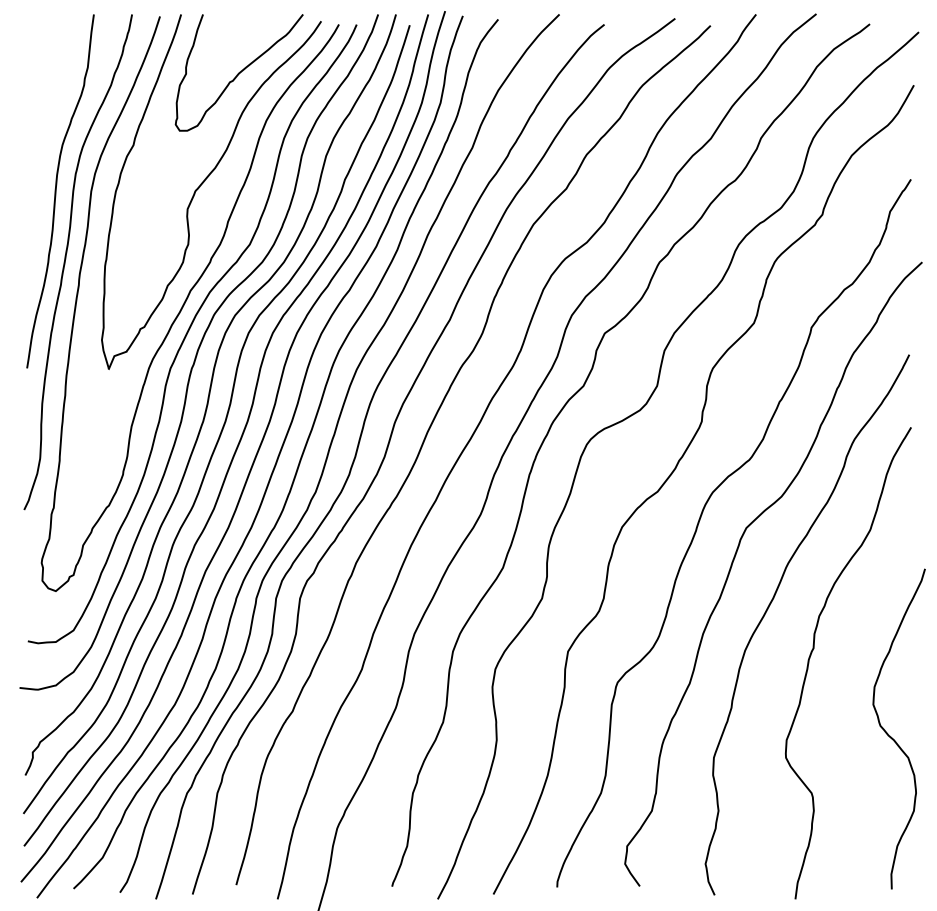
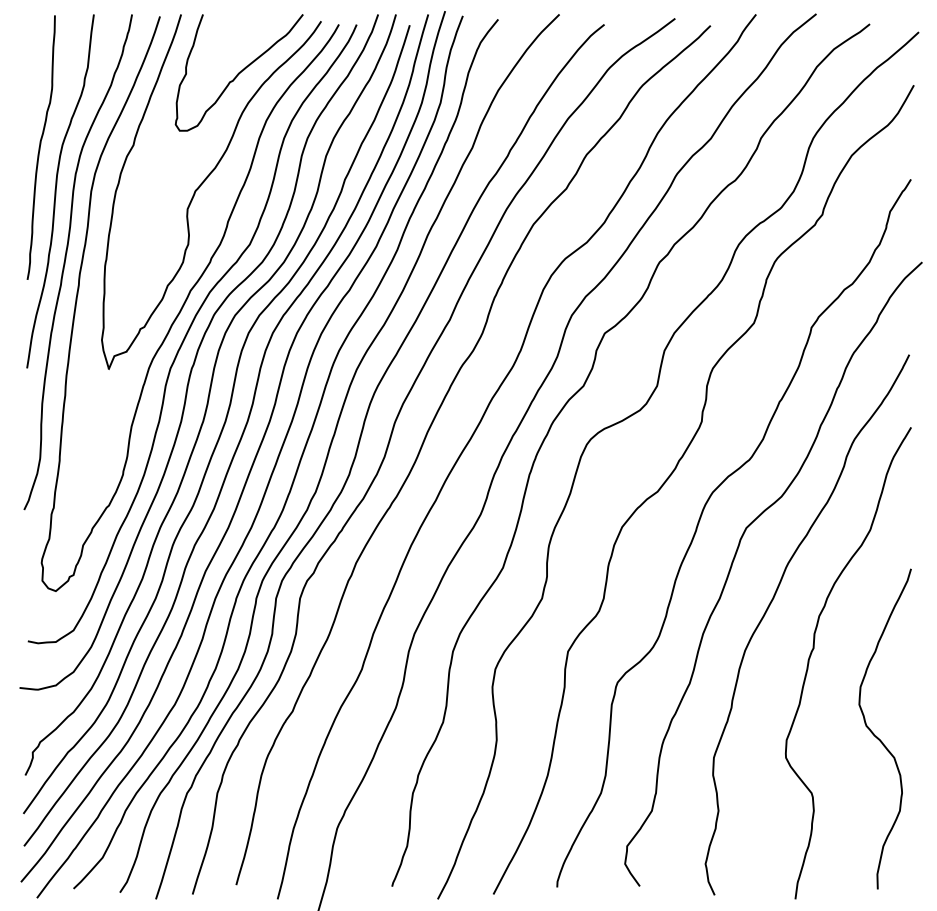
curve: none -> present (40, 147)
curve position: (890, 735) -> (876, 735) (876, 735)
